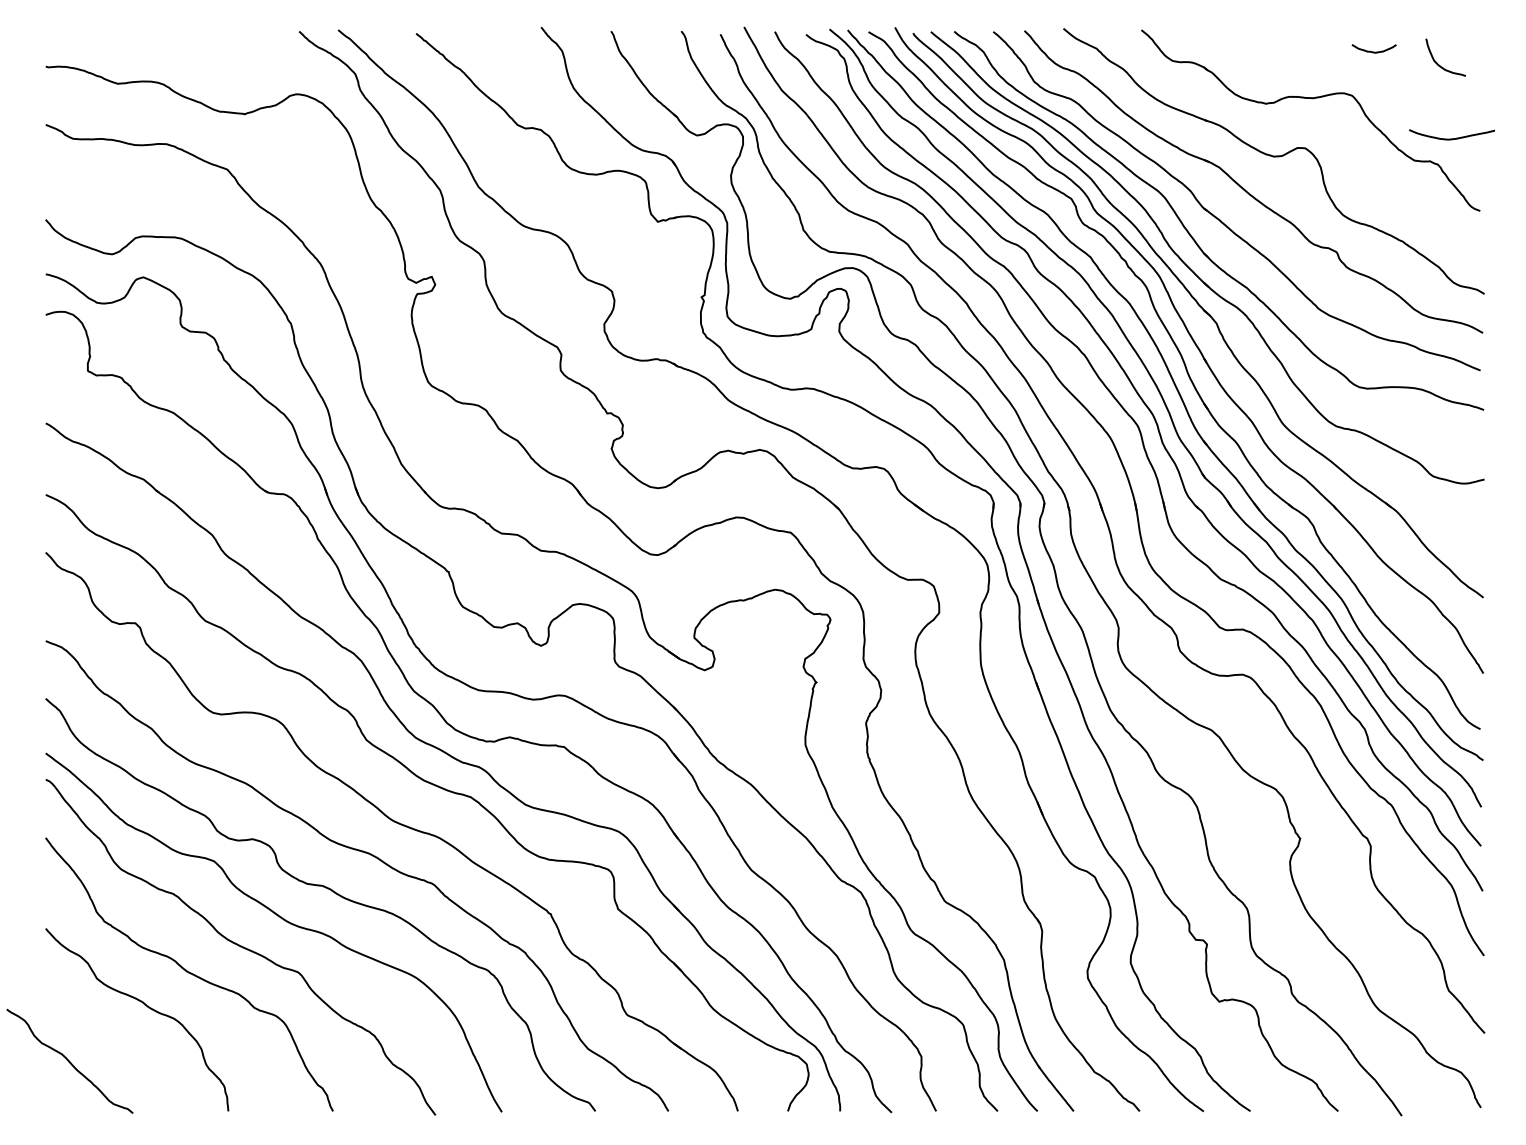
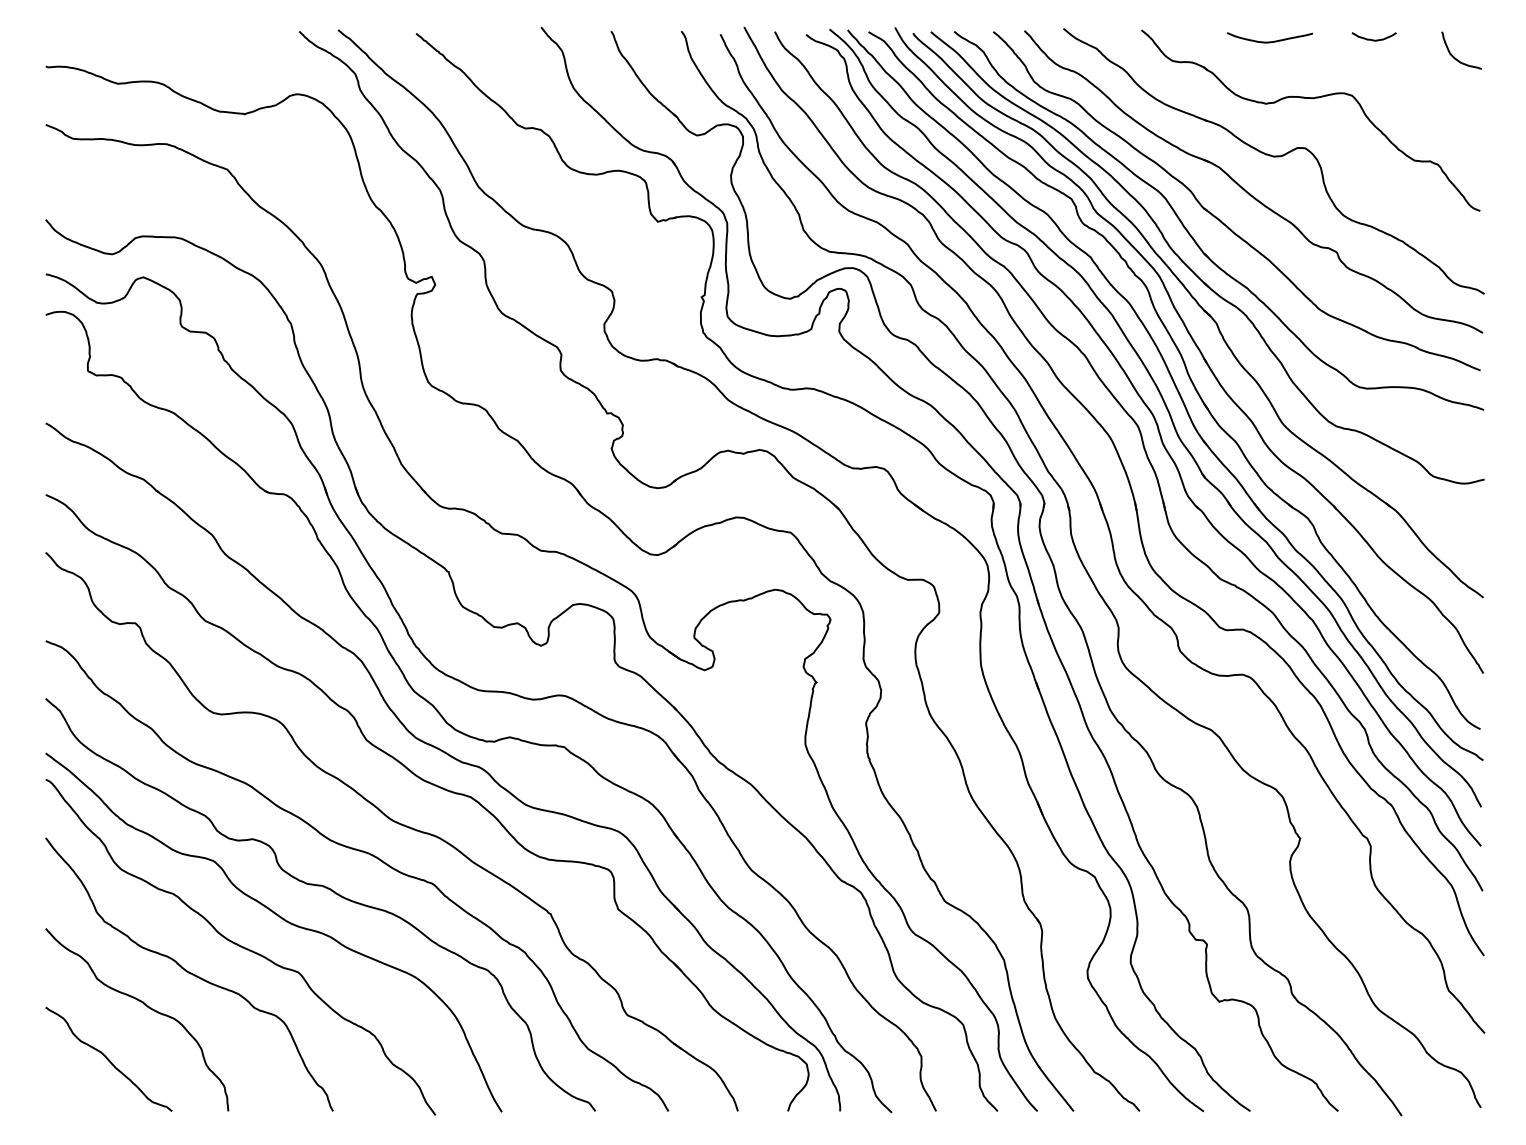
curve position: (1373, 51) -> (1373, 39) (1373, 39)
curve position: (1438, 63) -> (1454, 56) (1454, 56)
curve position: (1451, 138) -> (1269, 41) (1269, 41)
curve position: (69, 1060) -> (108, 1058) (108, 1058)
